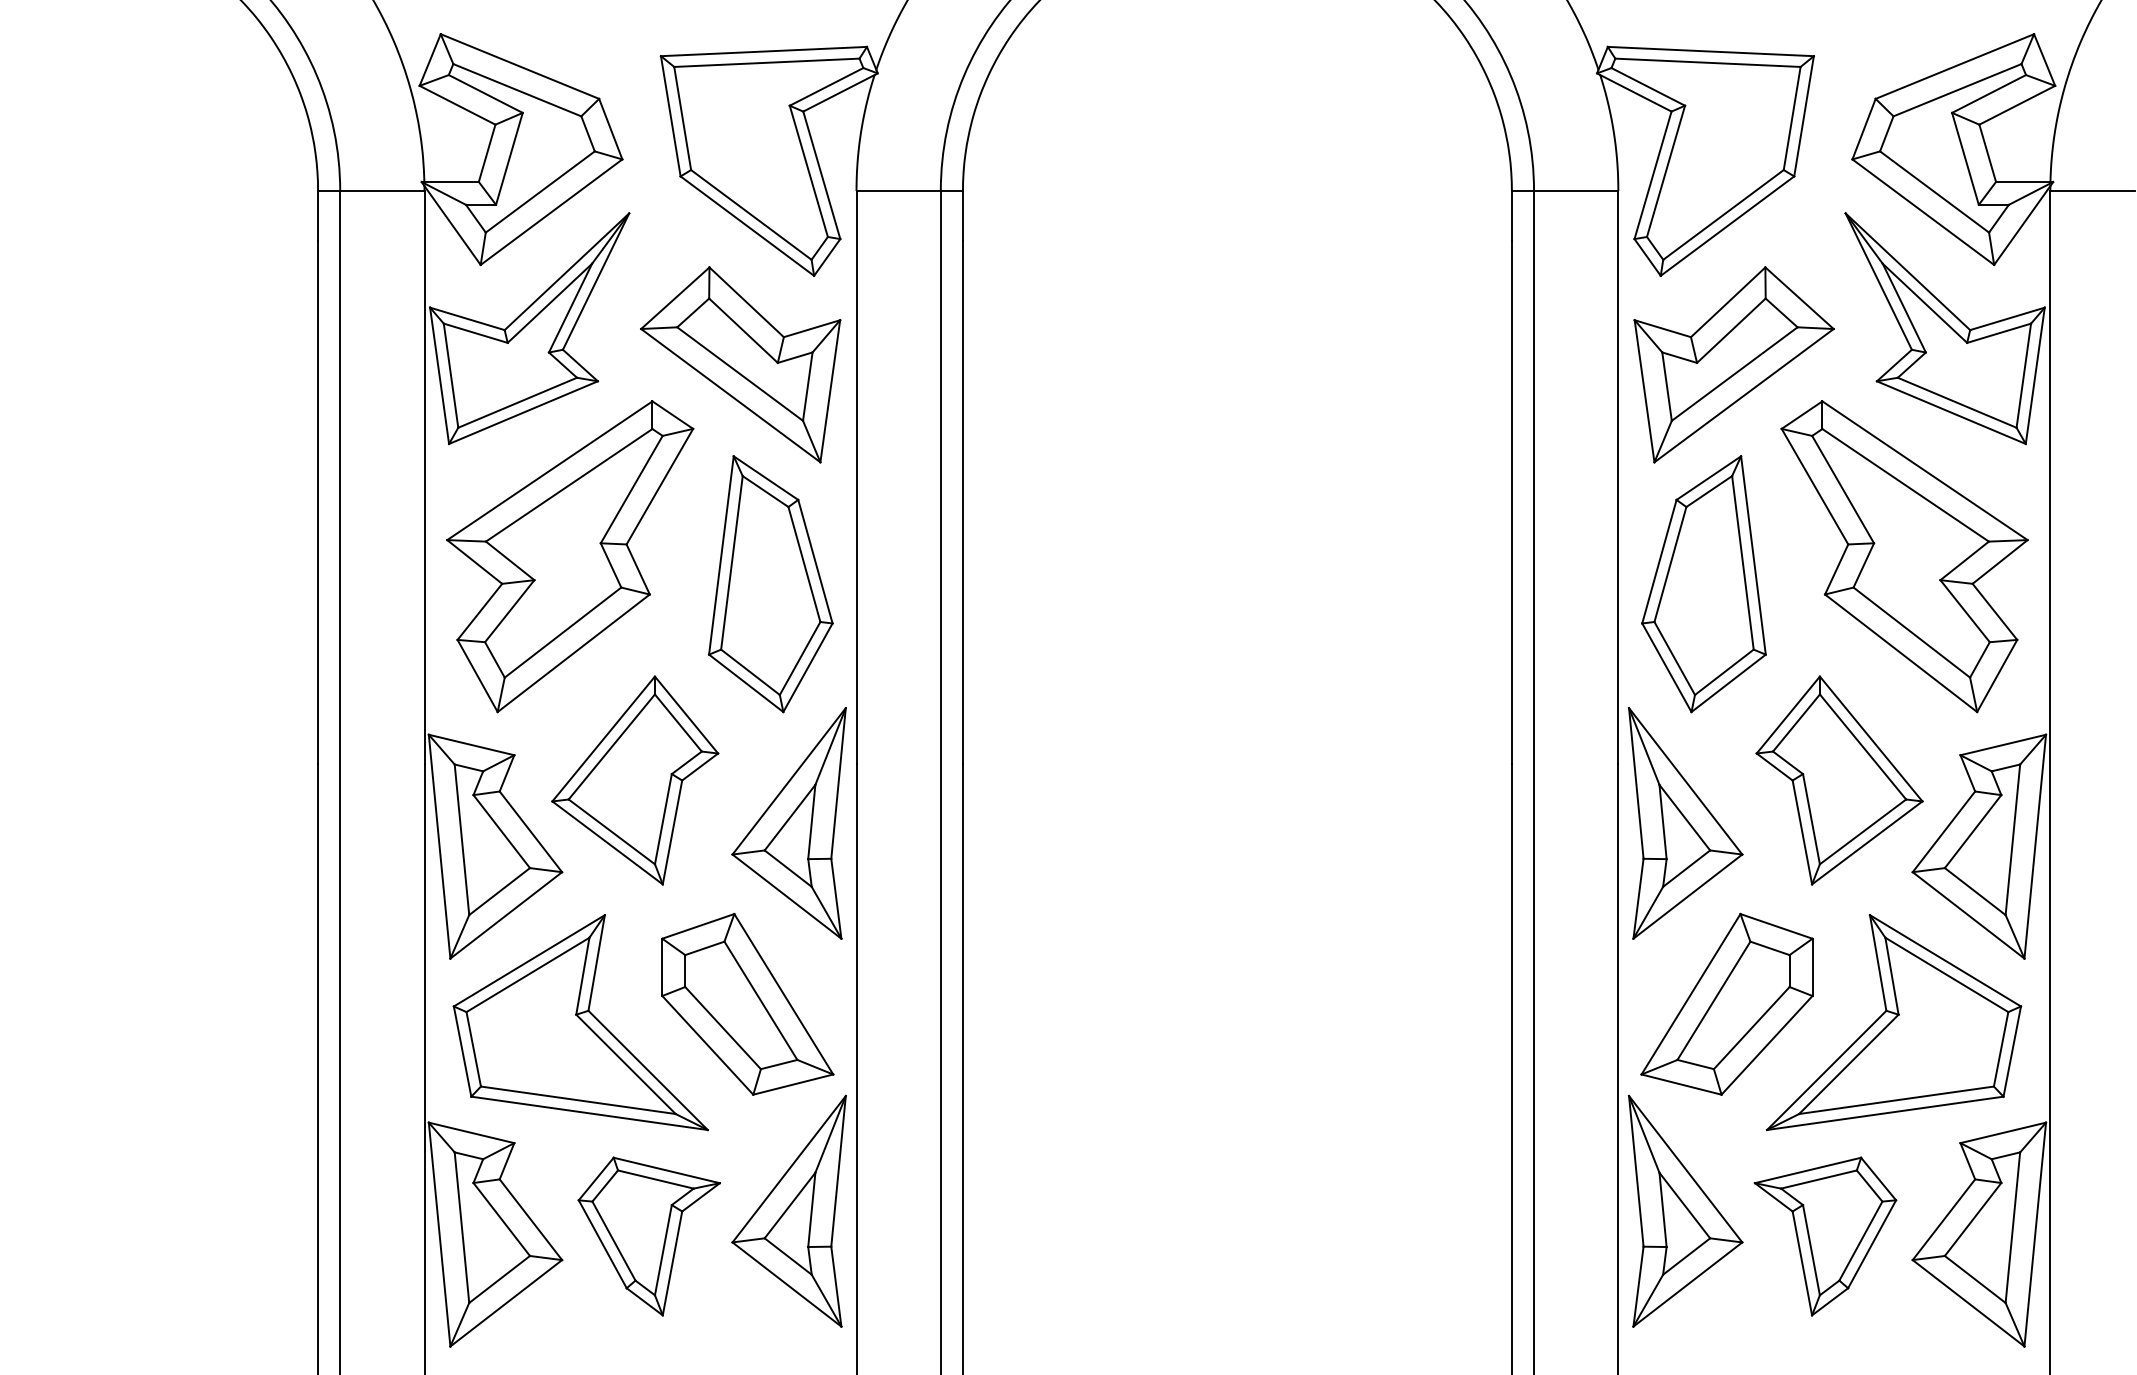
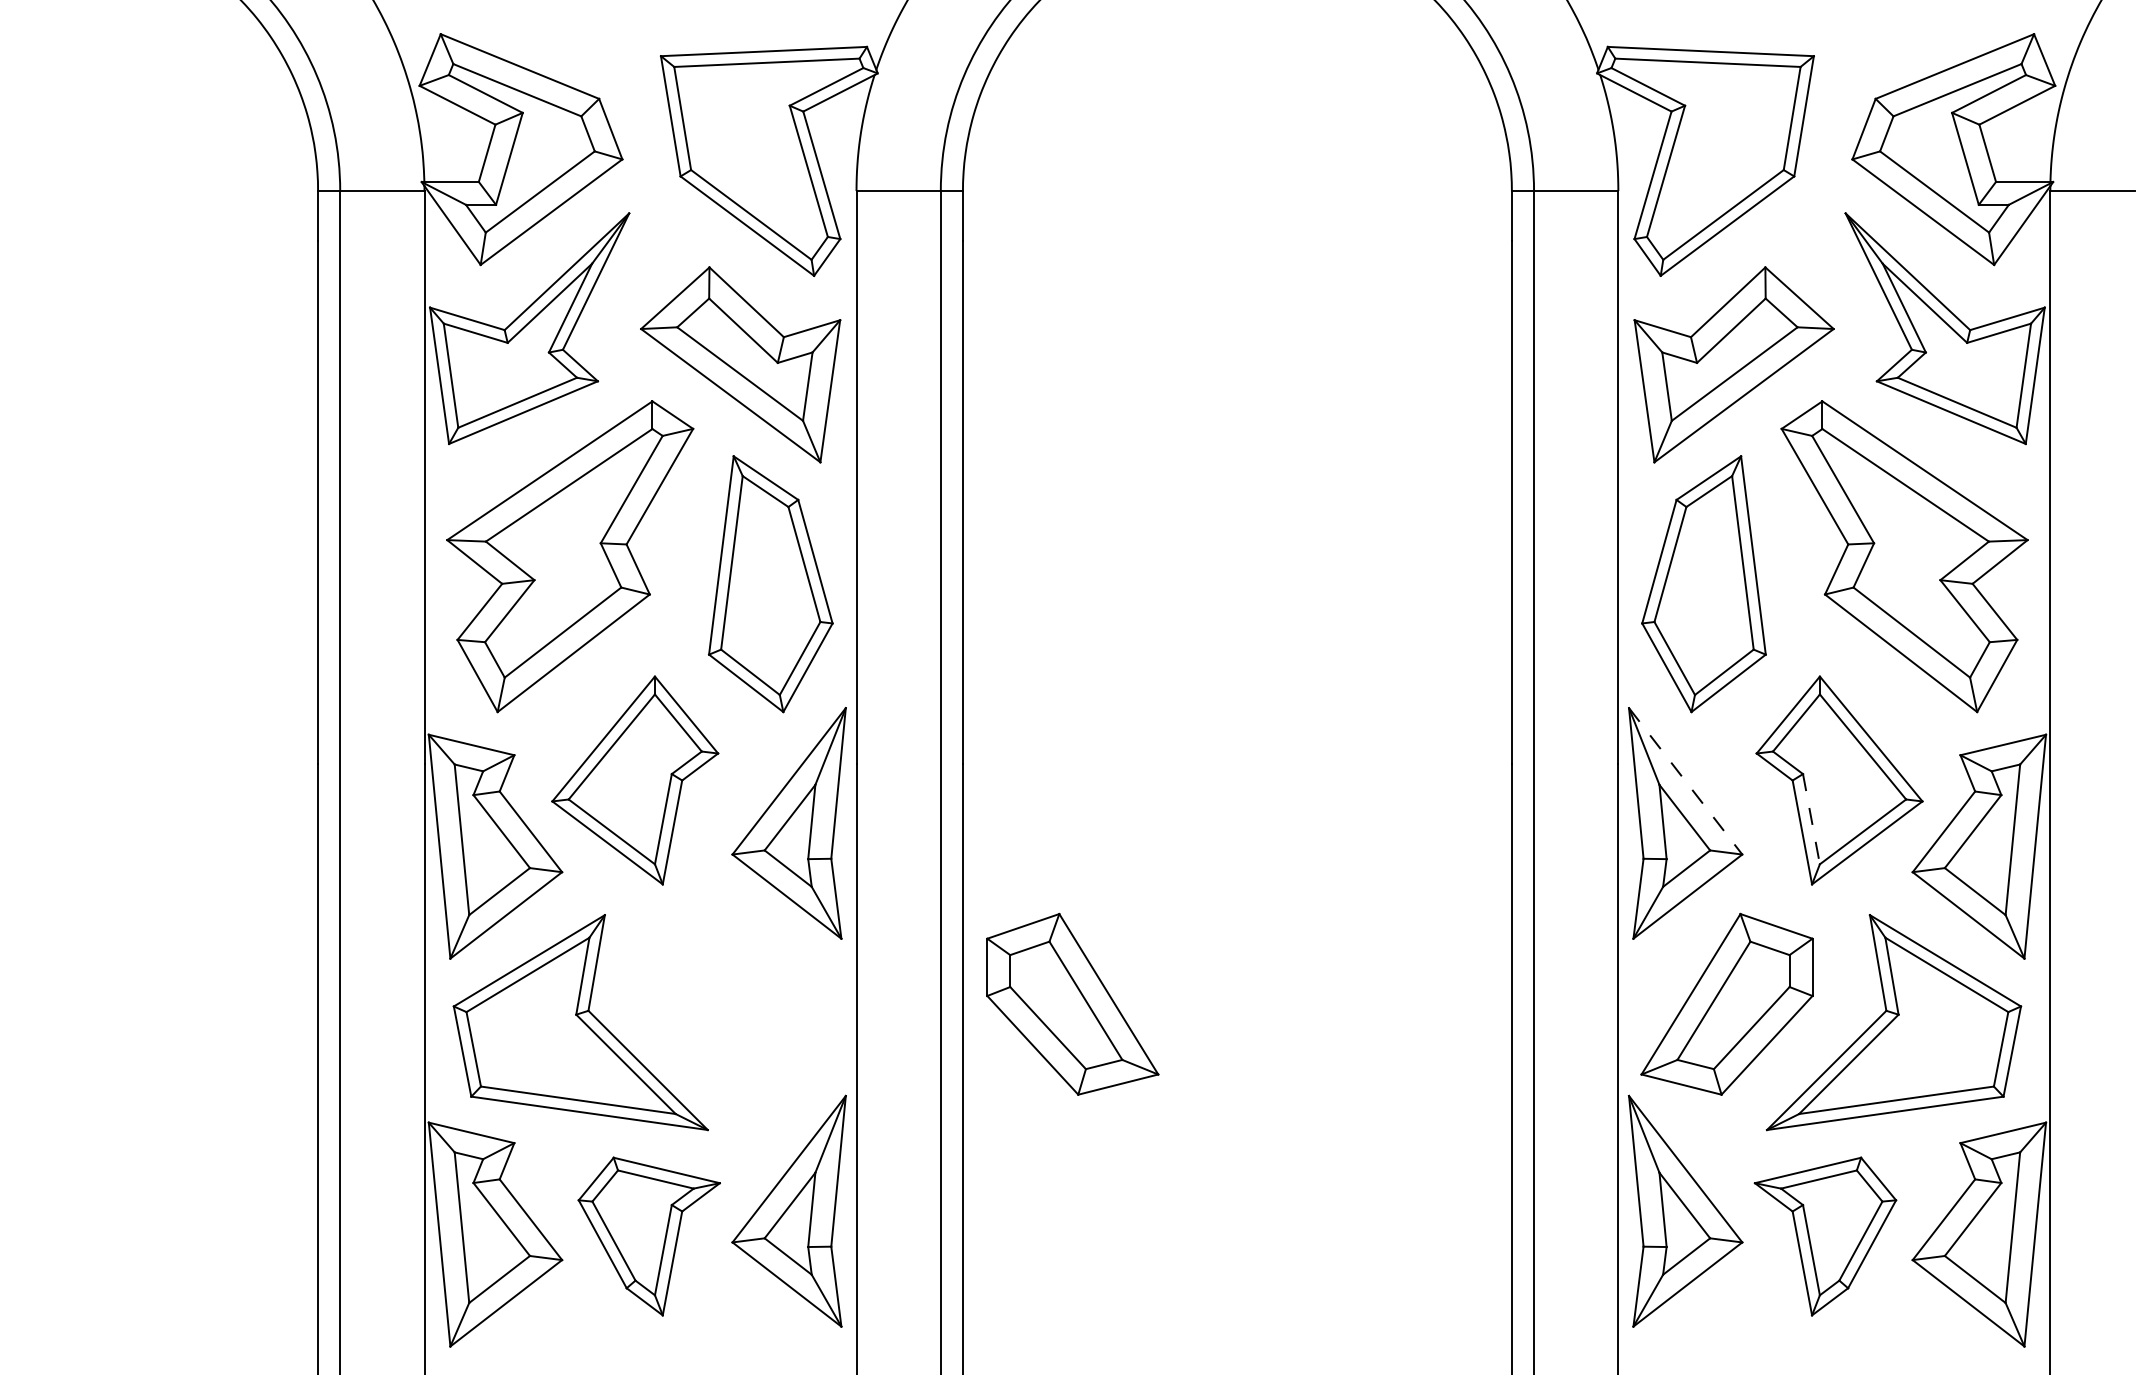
line: solid -> dashed (1685, 781)
line: solid -> dashed (1811, 819)
part position: (747, 1003) -> (1072, 1003) (1072, 1003)
